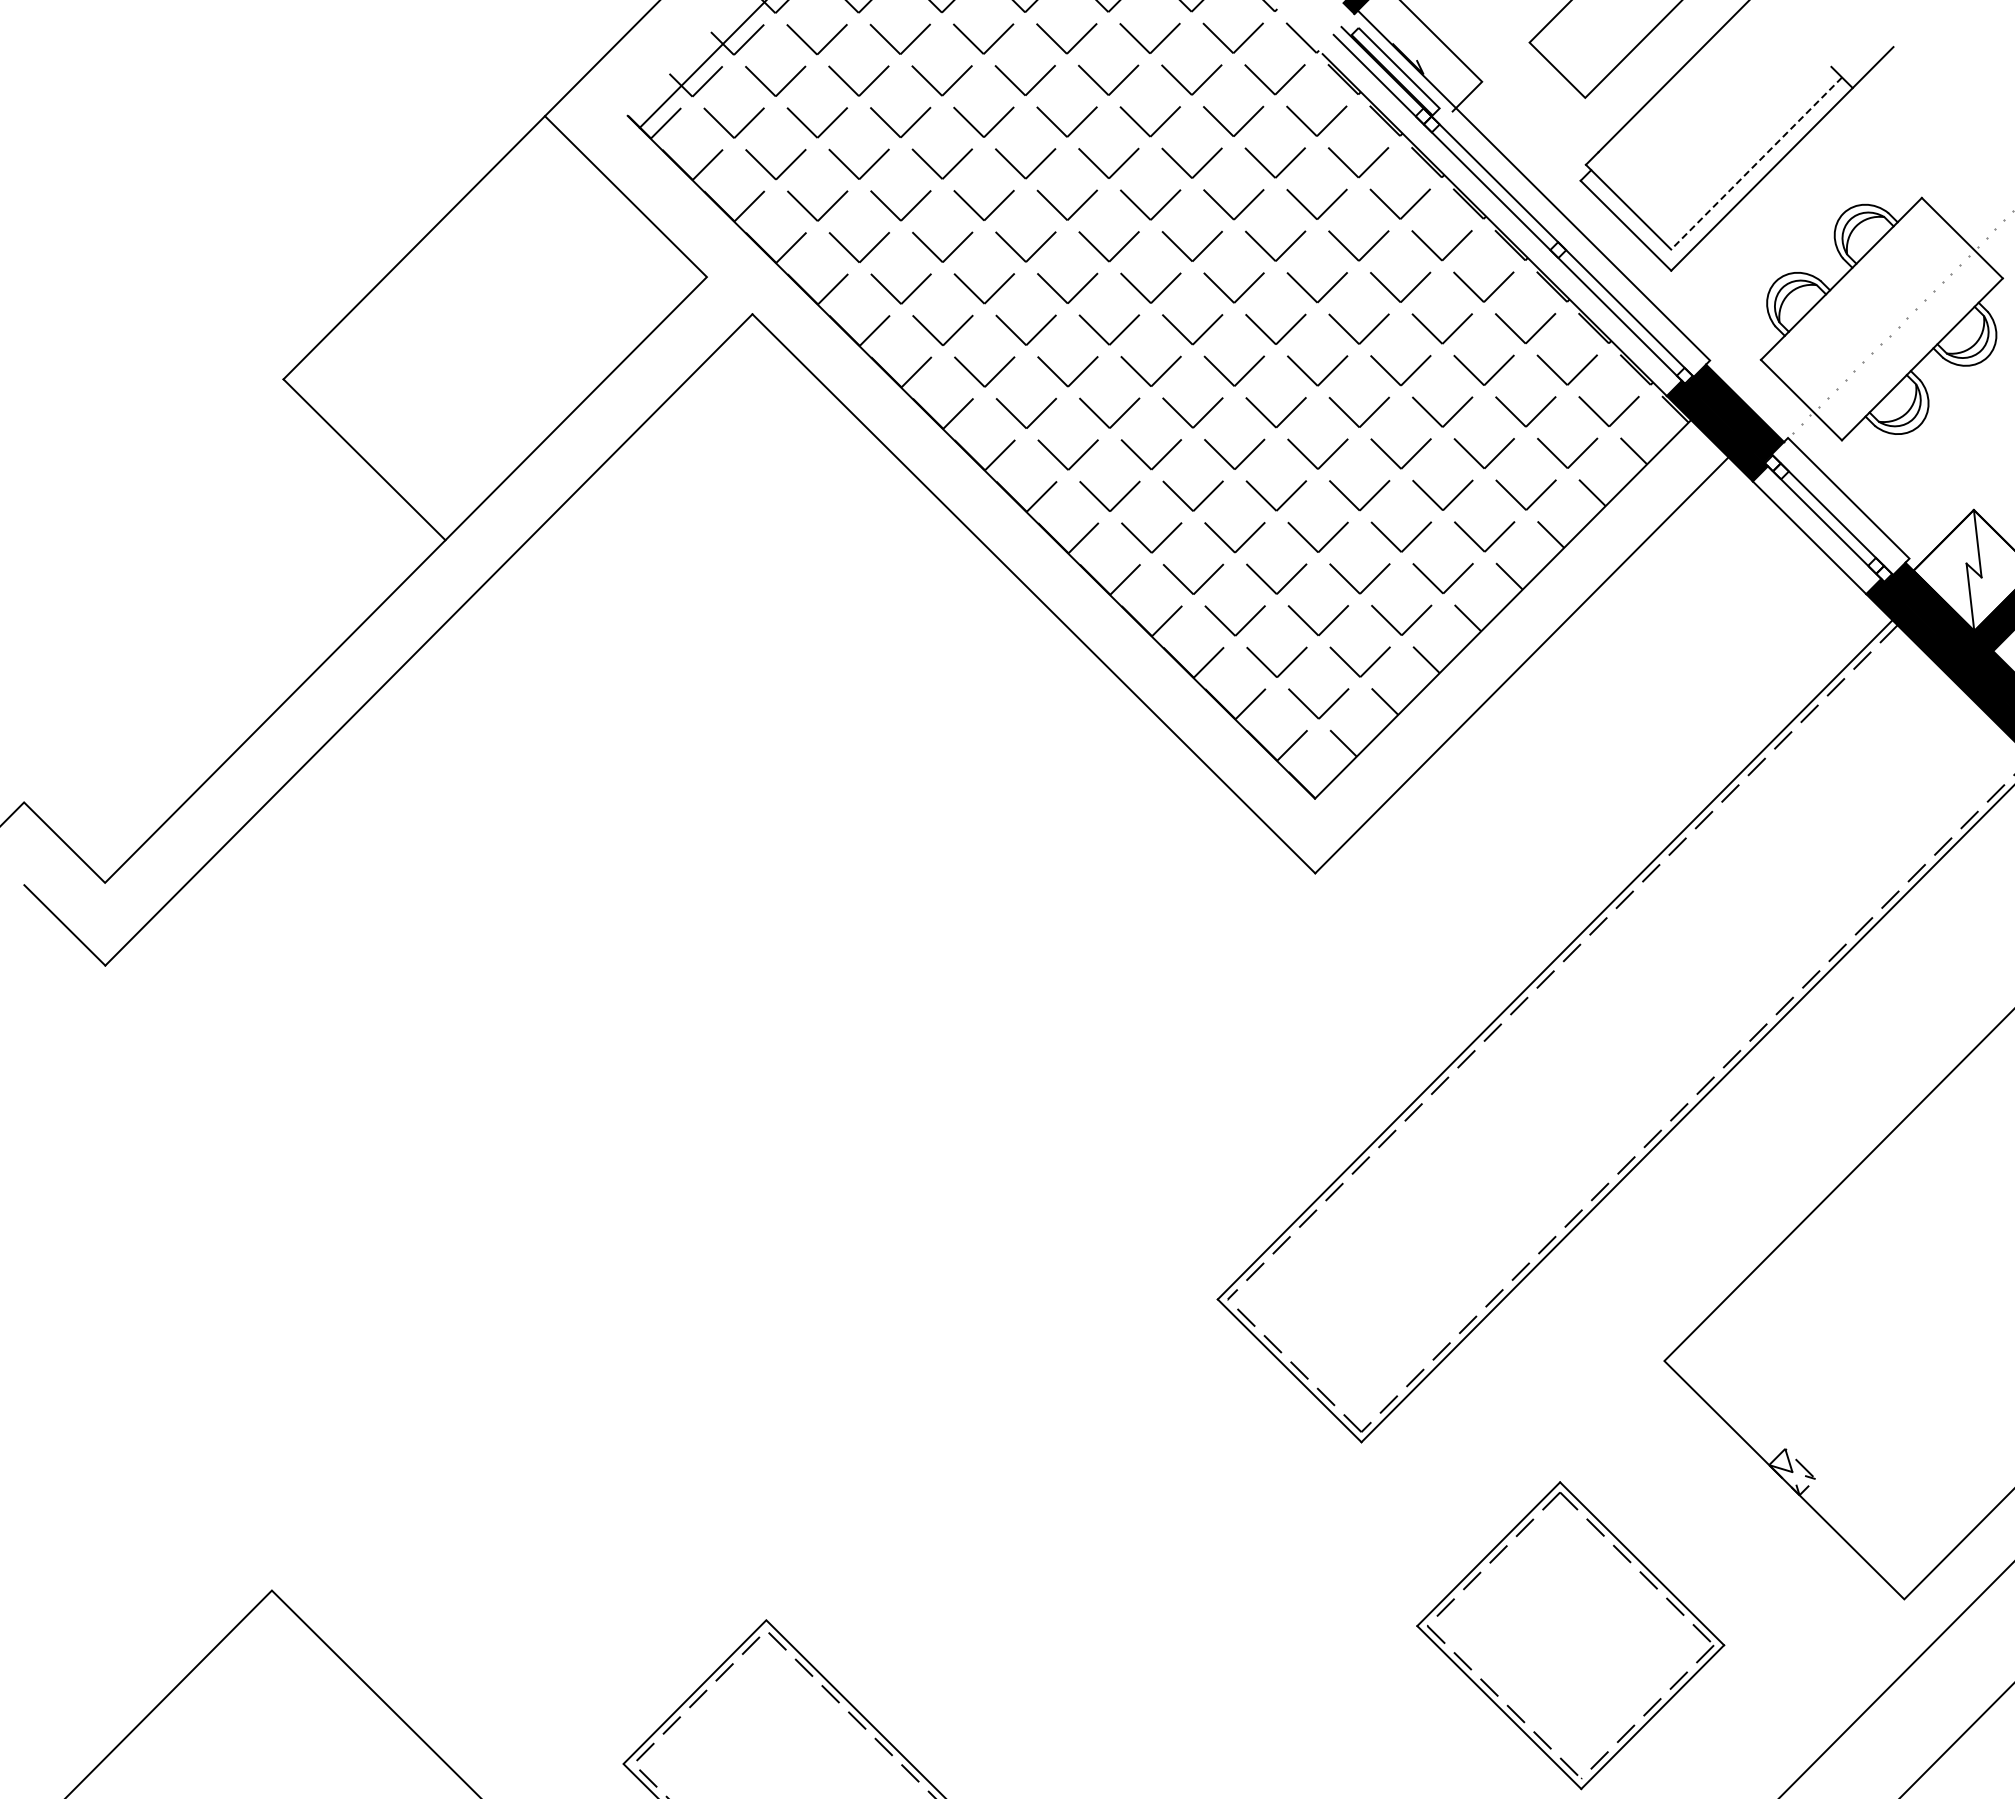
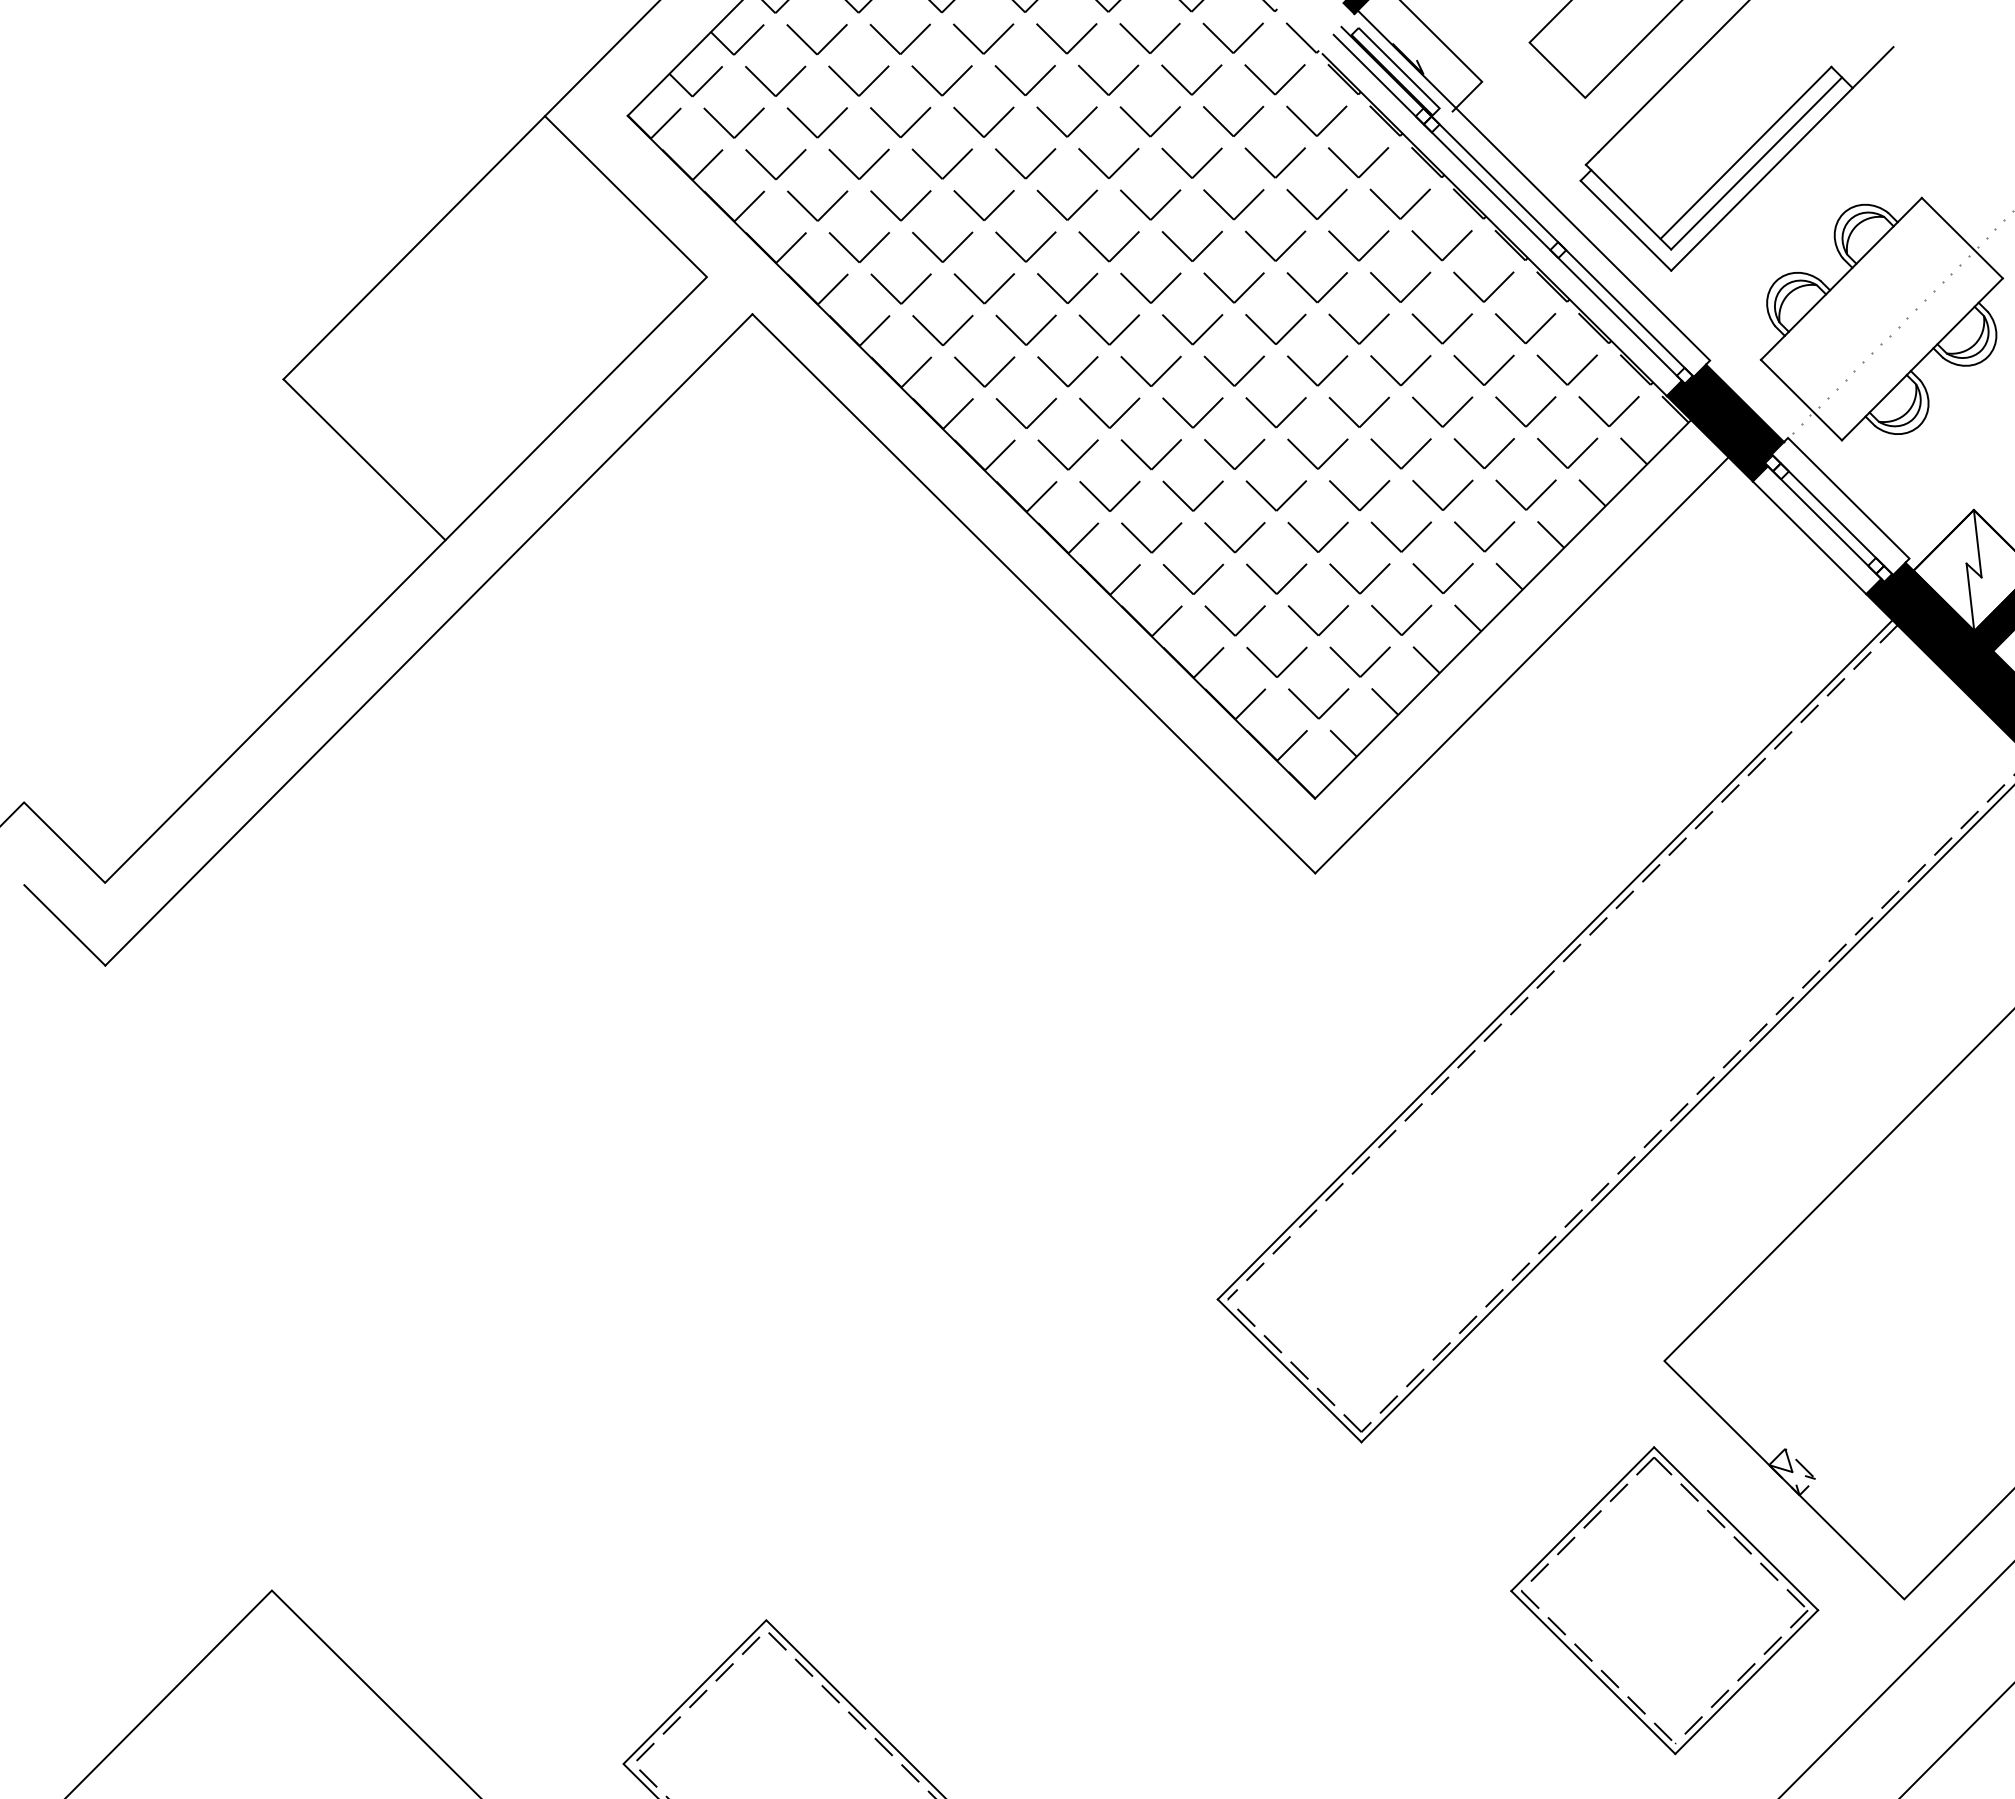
line position: (701, 64) -> (683, 58) (683, 58)
line: none -> present (1745, 152)
line: dashed -> solid (1756, 163)
part position: (1570, 1635) -> (1664, 1600) (1664, 1600)
